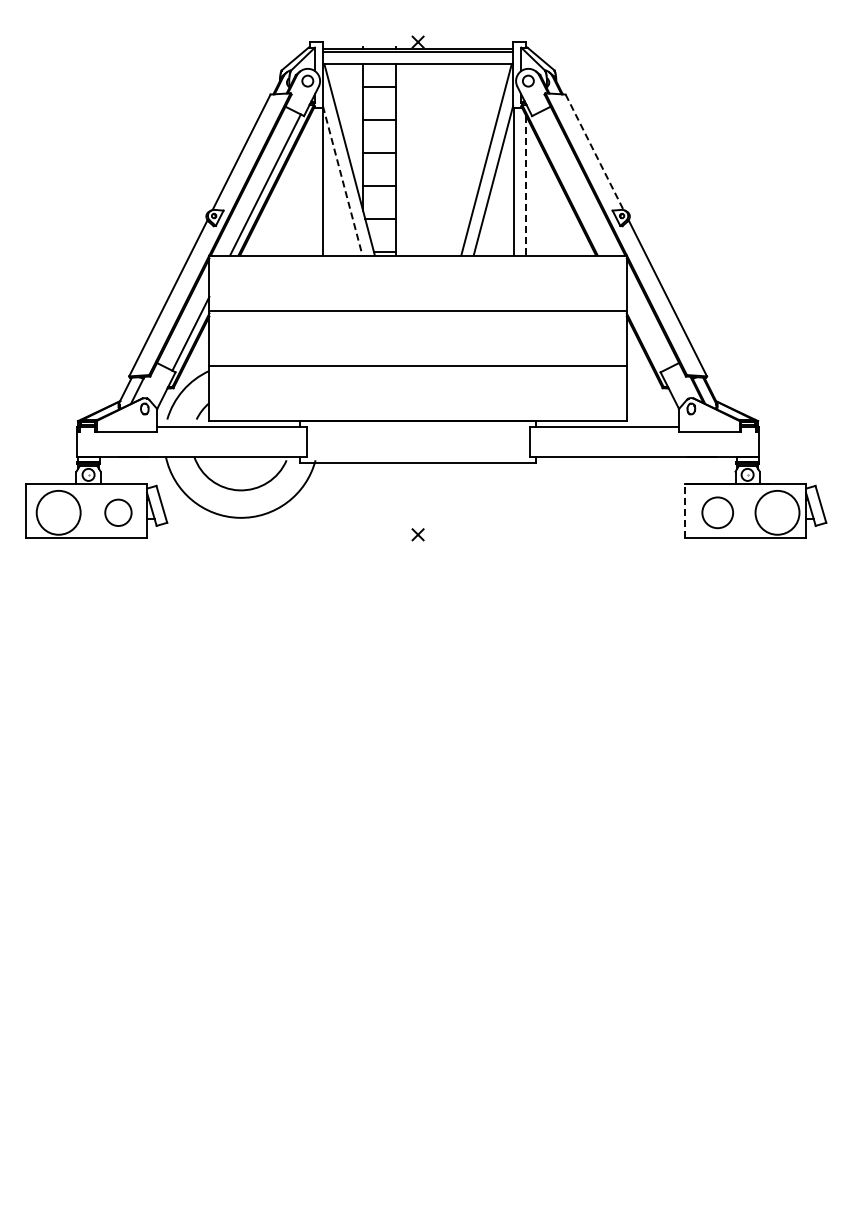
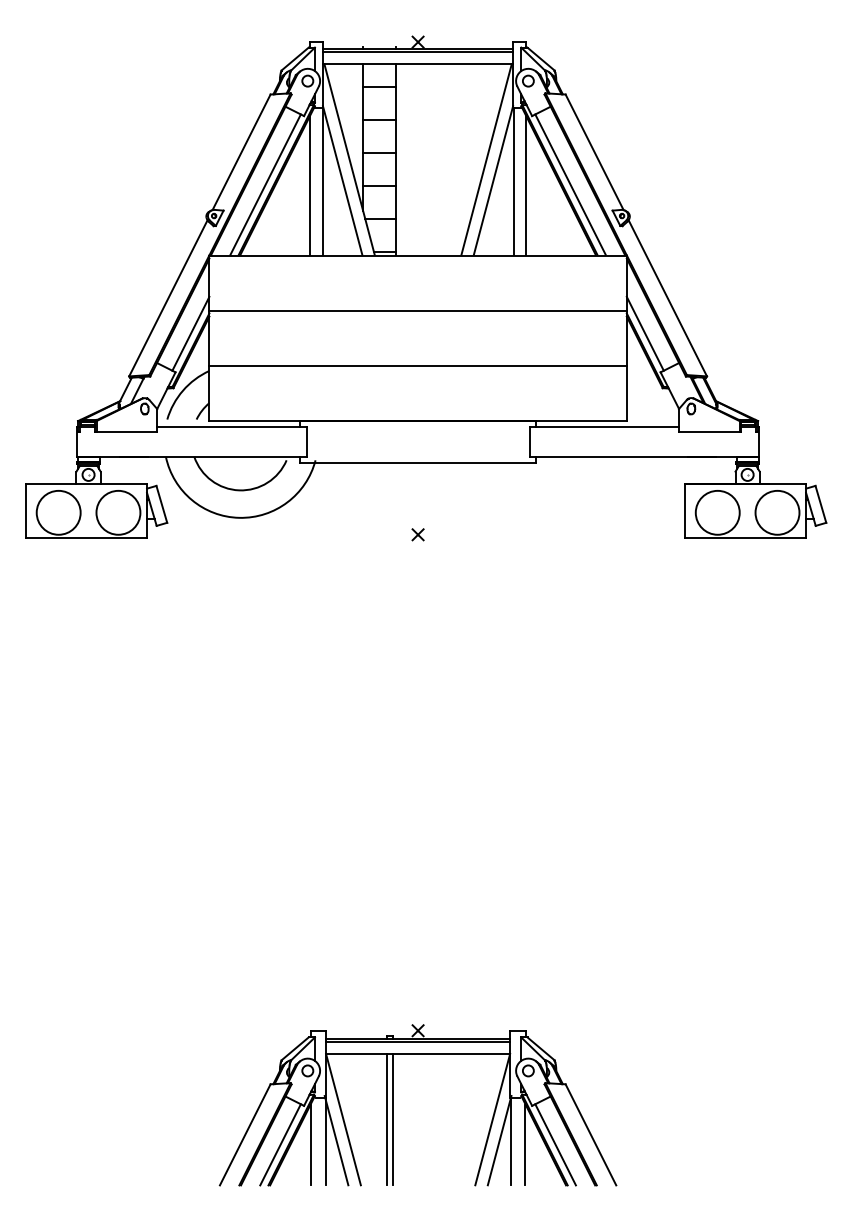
line: dashed -> solid (594, 152)
line: dashed -> solid (342, 180)
line: none -> present (310, 184)
line: dashed -> solid (525, 184)
line: none -> present (570, 184)
line: none -> present (644, 333)
line: dashed -> solid (684, 510)
circle diameter: 26 px -> 44 px (118, 512)
circle diameter: 31 px -> 44 px (717, 512)
part: none -> present (393, 1105)
